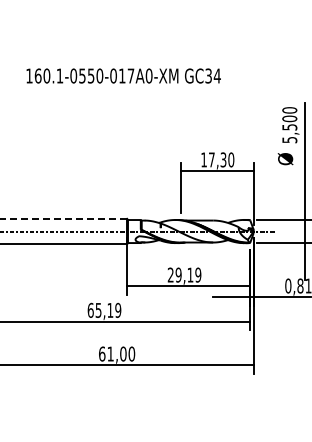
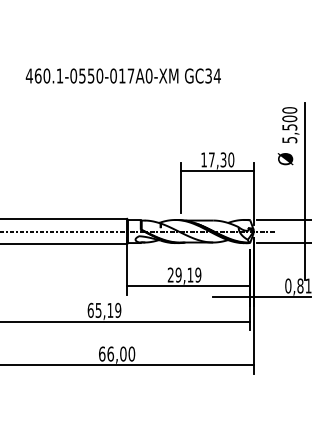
text: 160.1-0550-017A0-XM -> 460.1-0550-017A0-XM (28, 75)
line: dashed -> solid (63, 218)
text: 61,00 -> 66,00 (110, 353)
